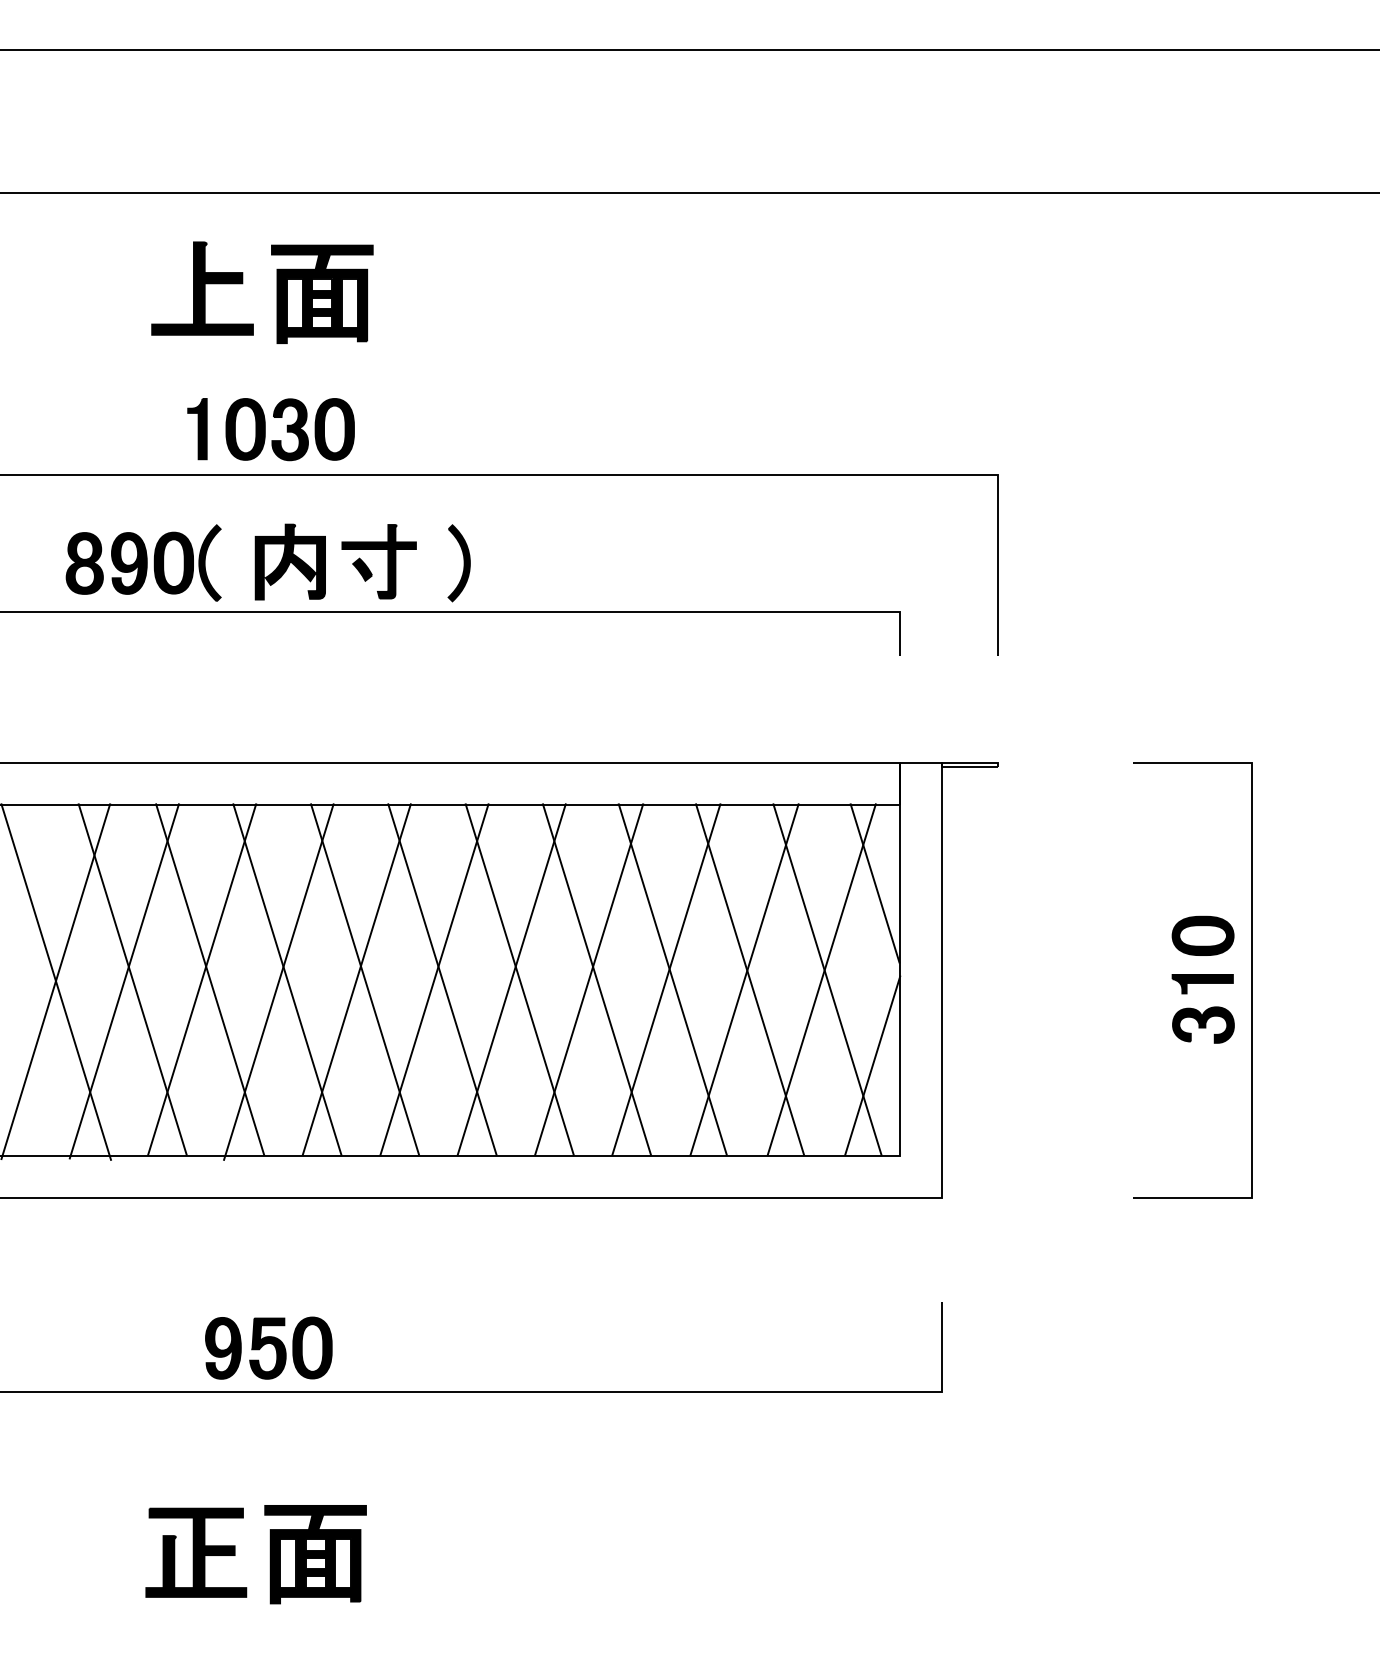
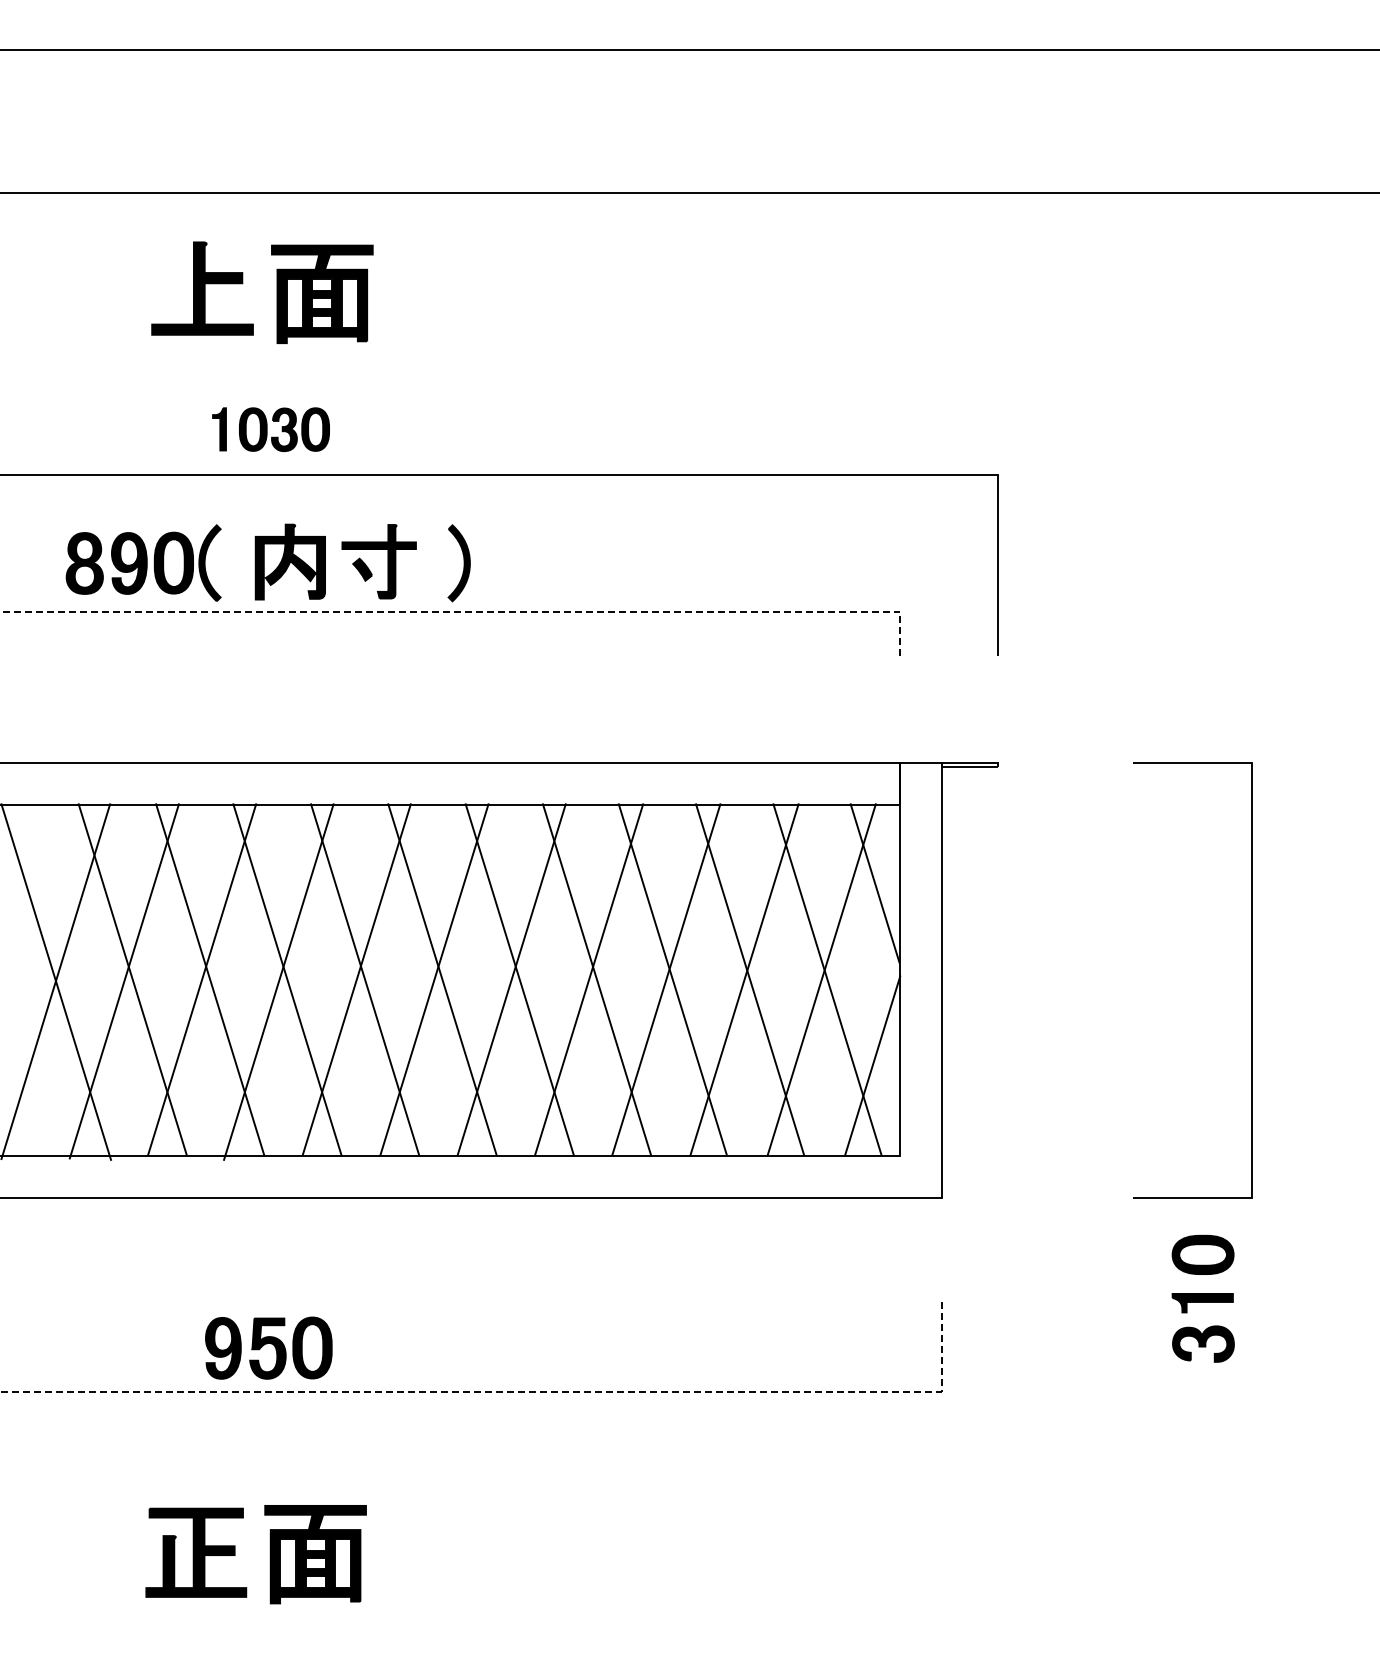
part size: 168x64 px -> 118x46 px (270, 429)
line: solid -> dashed (473, 611)
part position: (1202, 979) -> (1202, 1298) (1202, 1298)
line: solid -> dashed (515, 1391)
